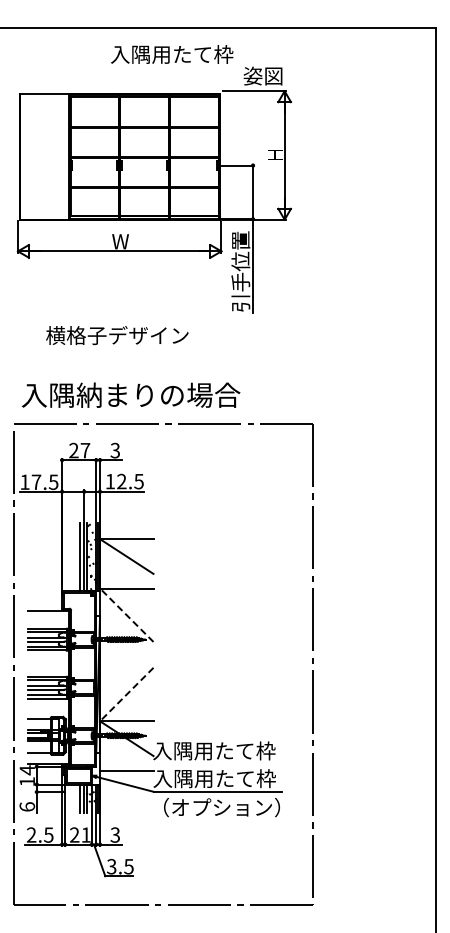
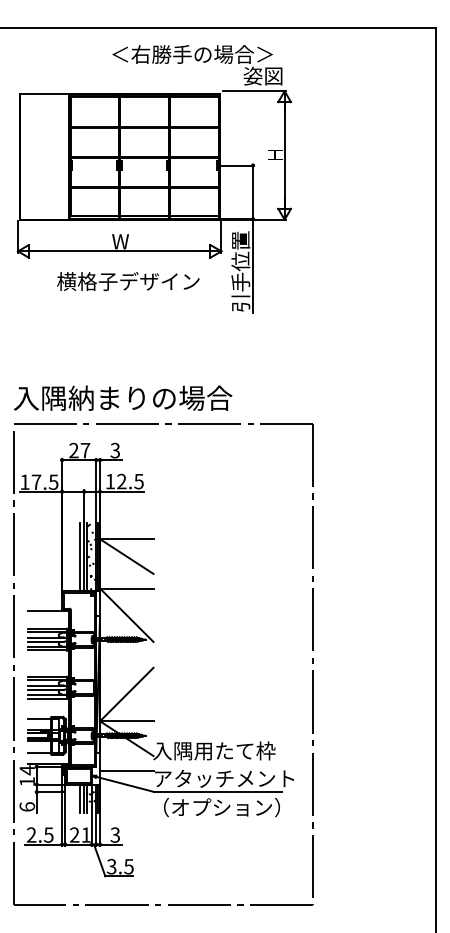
text: 入隅用たて枠 -> ＜右勝手の場合＞ (192, 54)
text position: (117, 335) -> (128, 281) (128, 281)
text position: (130, 394) -> (122, 397) (122, 397)
line: dashed -> solid (126, 615)
line: dashed -> solid (126, 694)
text: 入隅用たて枠 -> アタッチメント (223, 778)
